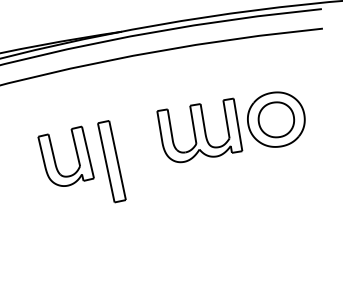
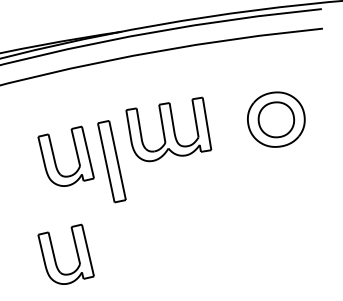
part position: (199, 130) -> (168, 129) (168, 129)
part: none -> present (55, 256)
